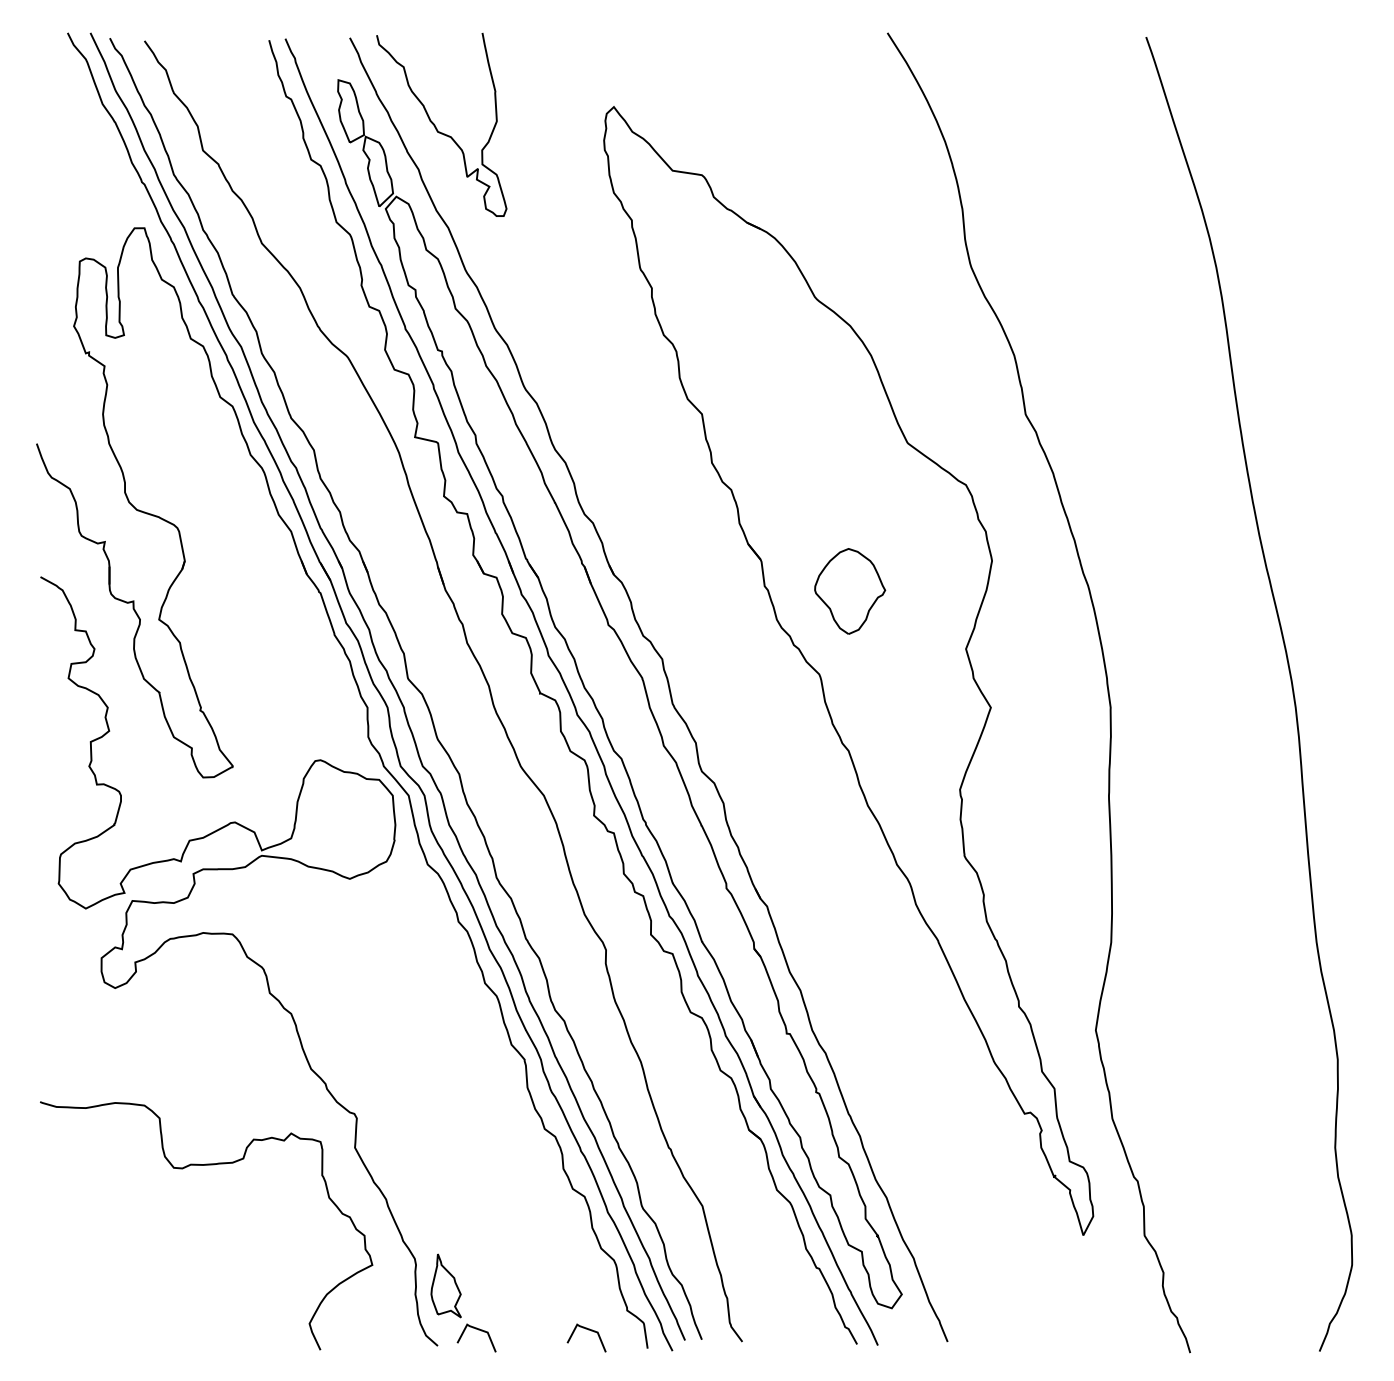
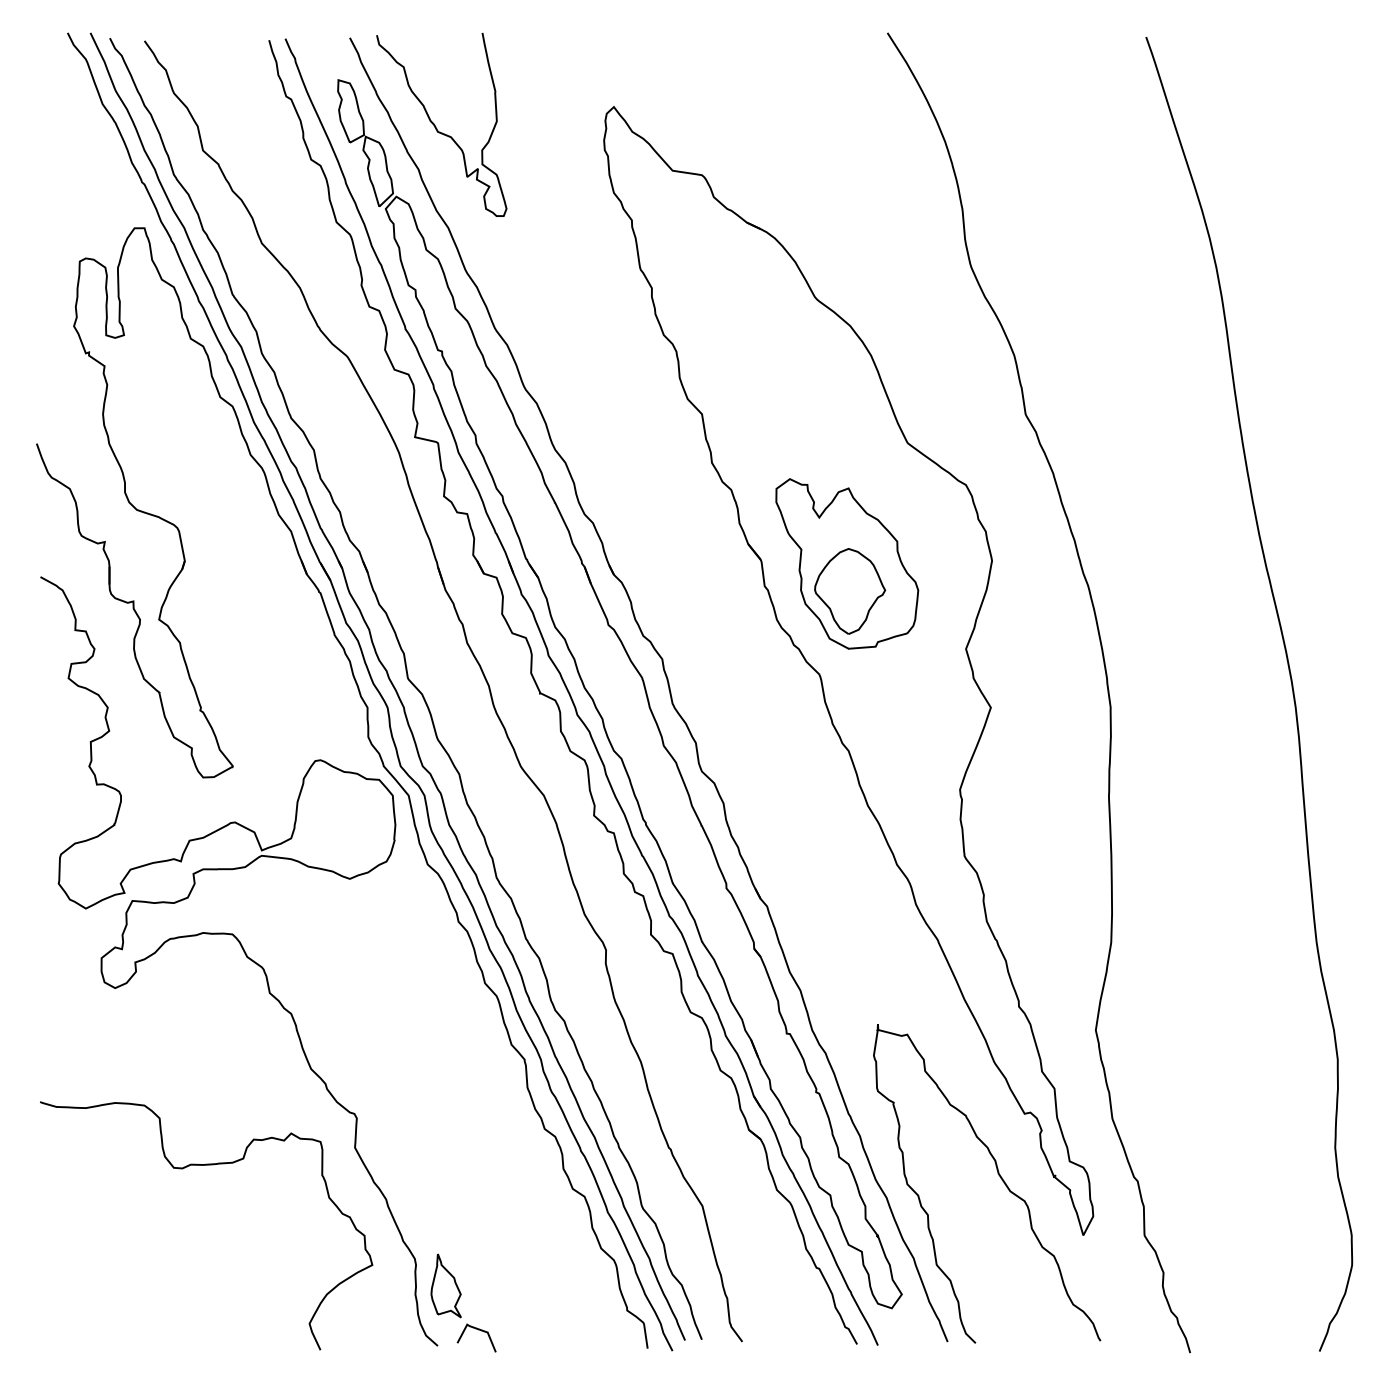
part: none -> present (847, 563)
curve: none -> present (998, 1175)
line: present -> none (588, 1330)
